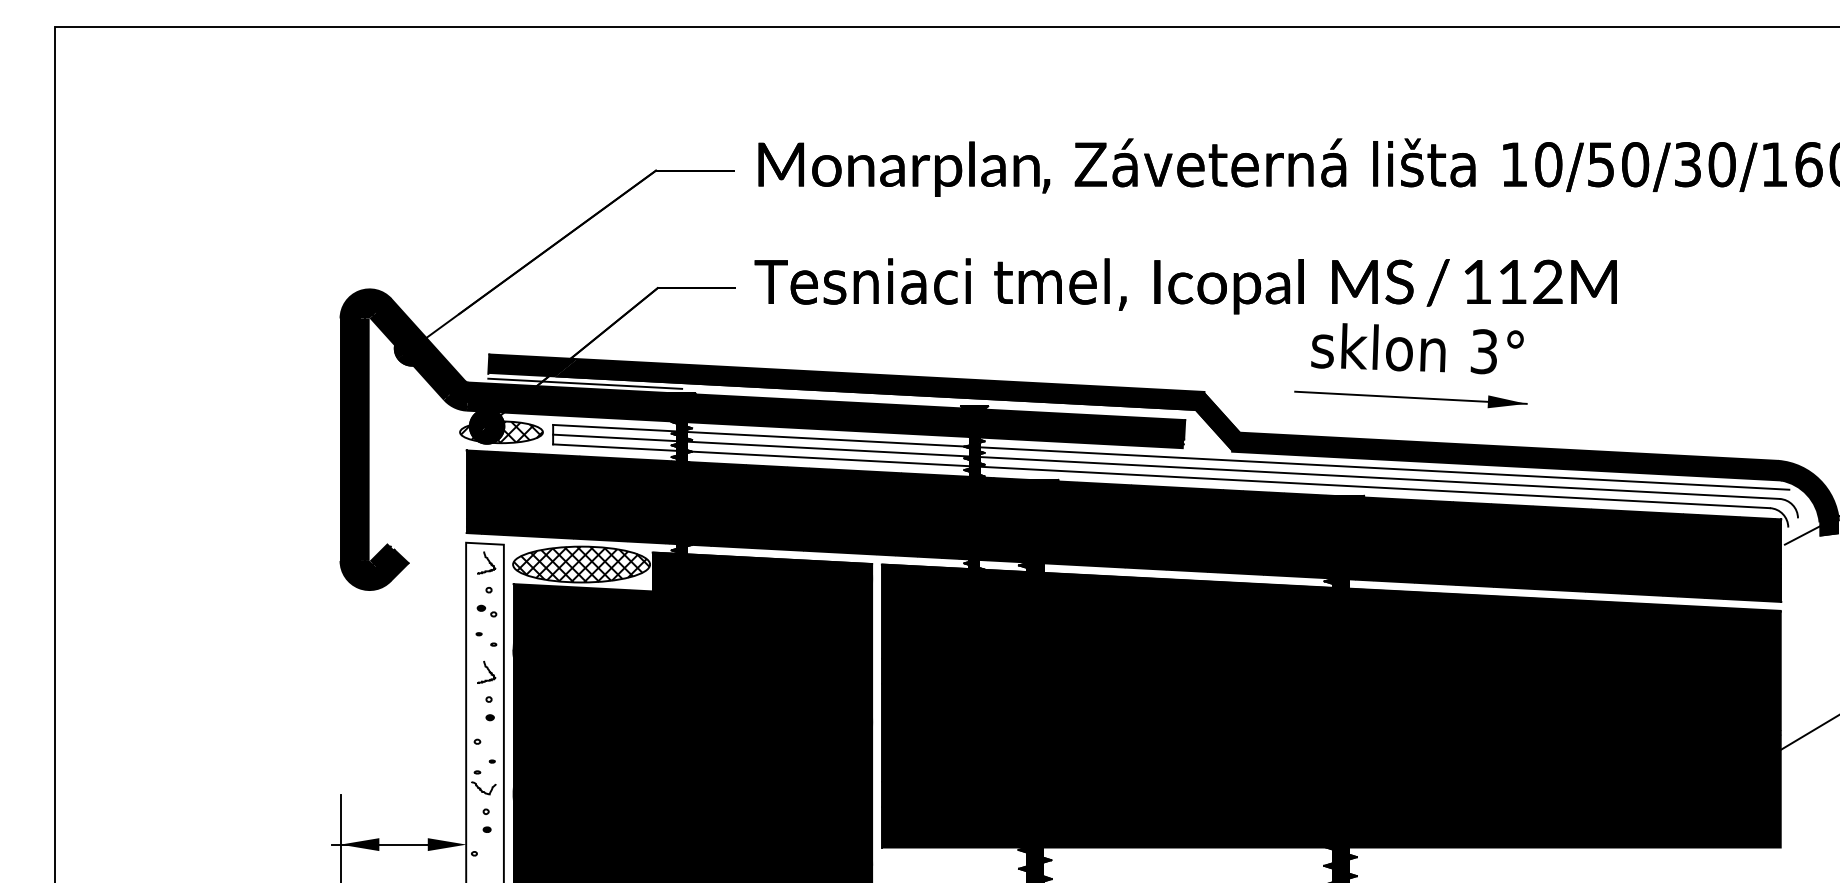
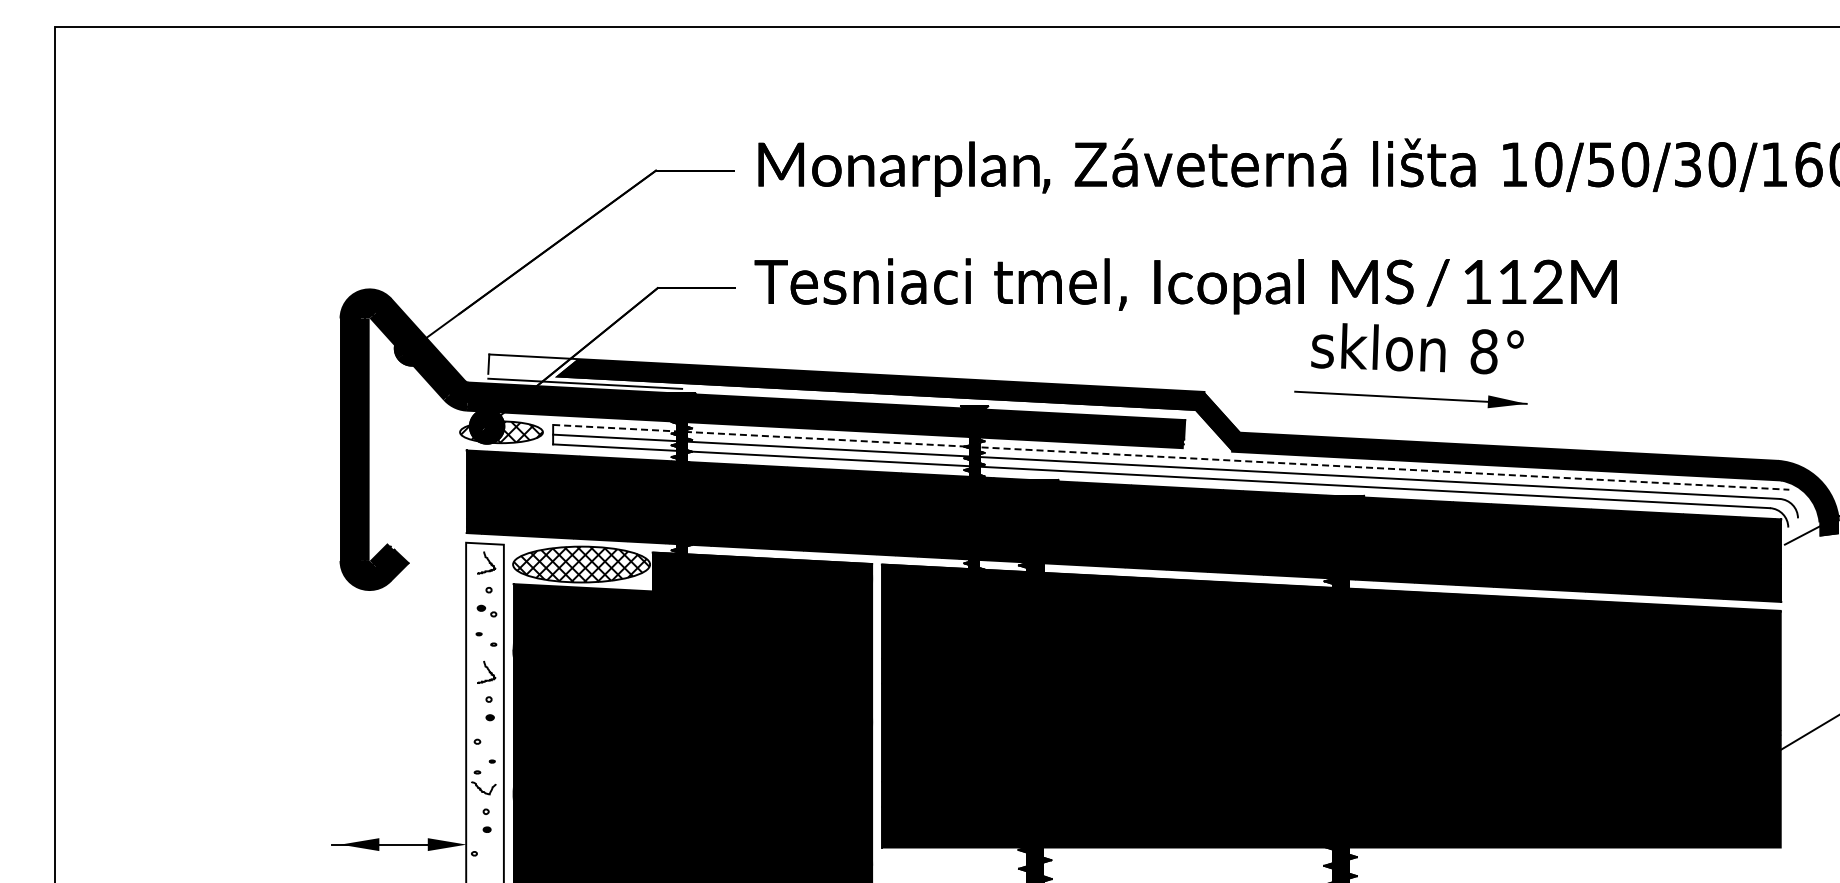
text: 3° -> 8° (1483, 351)
fill: present -> none (532, 365)
line: solid -> dashed (1171, 457)
line: present -> none (340, 837)
